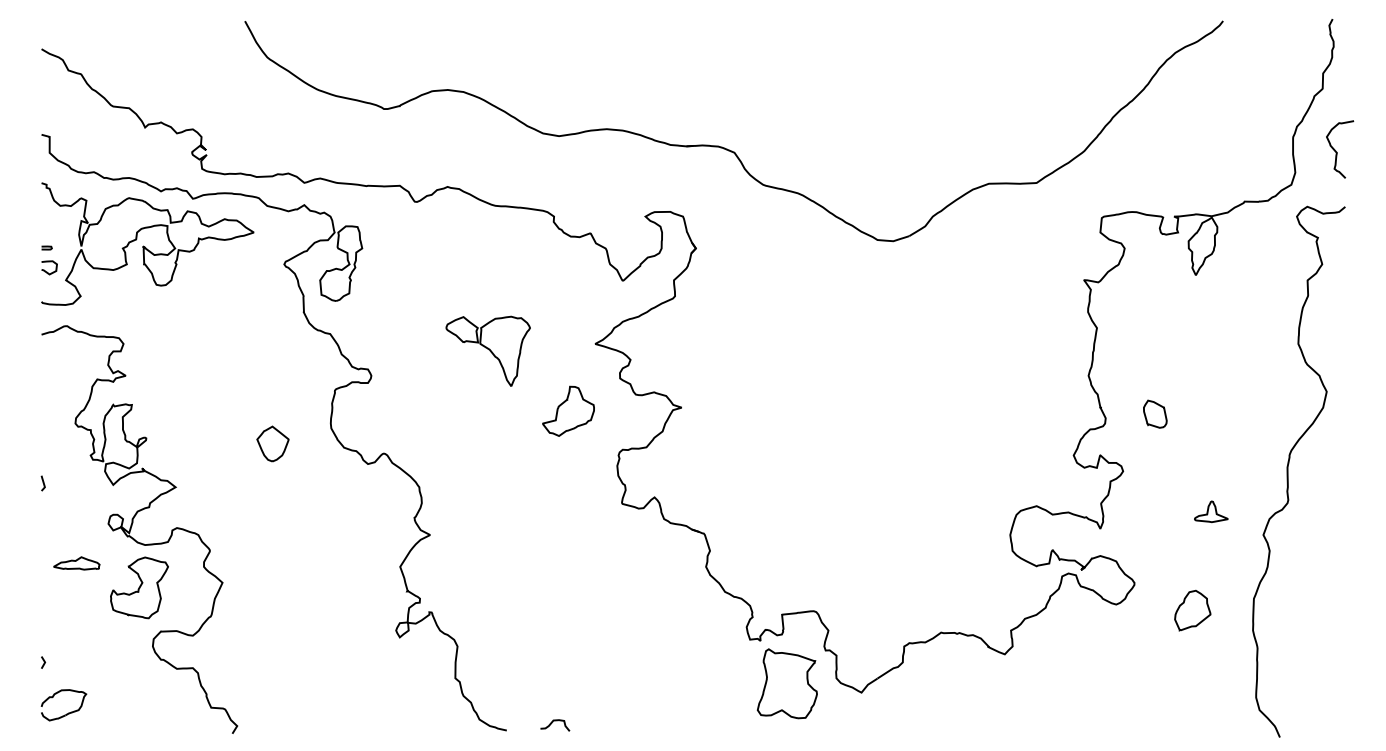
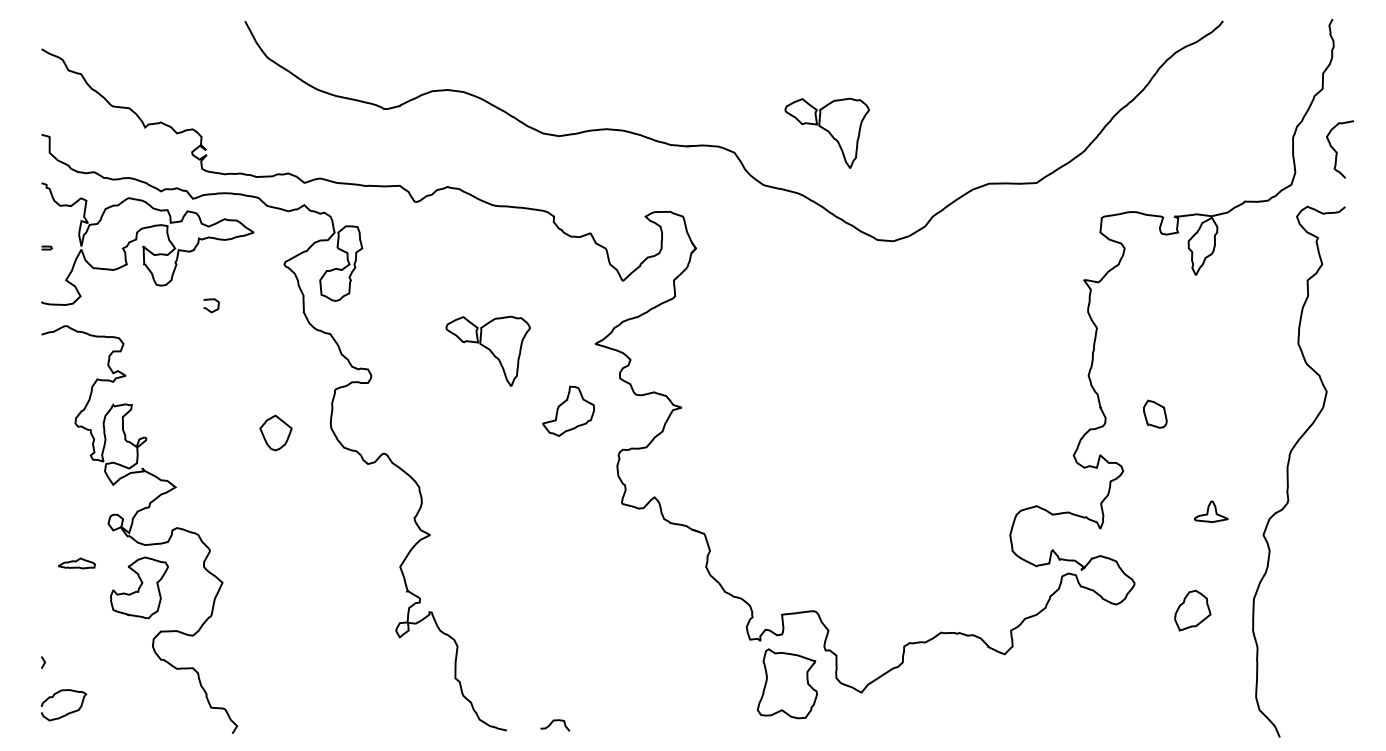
part: none -> present (826, 132)
curve position: (47, 271) -> (209, 309) (209, 309)
part position: (272, 443) -> (275, 432) (275, 432)
line: present -> none (42, 483)
part size: 48x15 px -> 38x13 px (76, 563)
